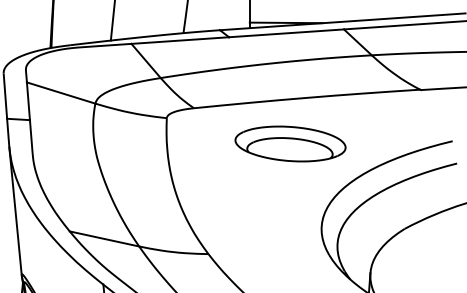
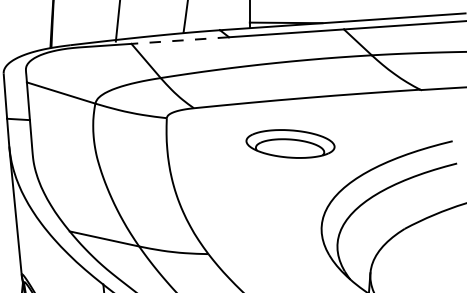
line position: (112, 21) -> (117, 21) (117, 21)
line: solid -> dashed (180, 40)
part size: 113x38 px -> 91x30 px (290, 143)
